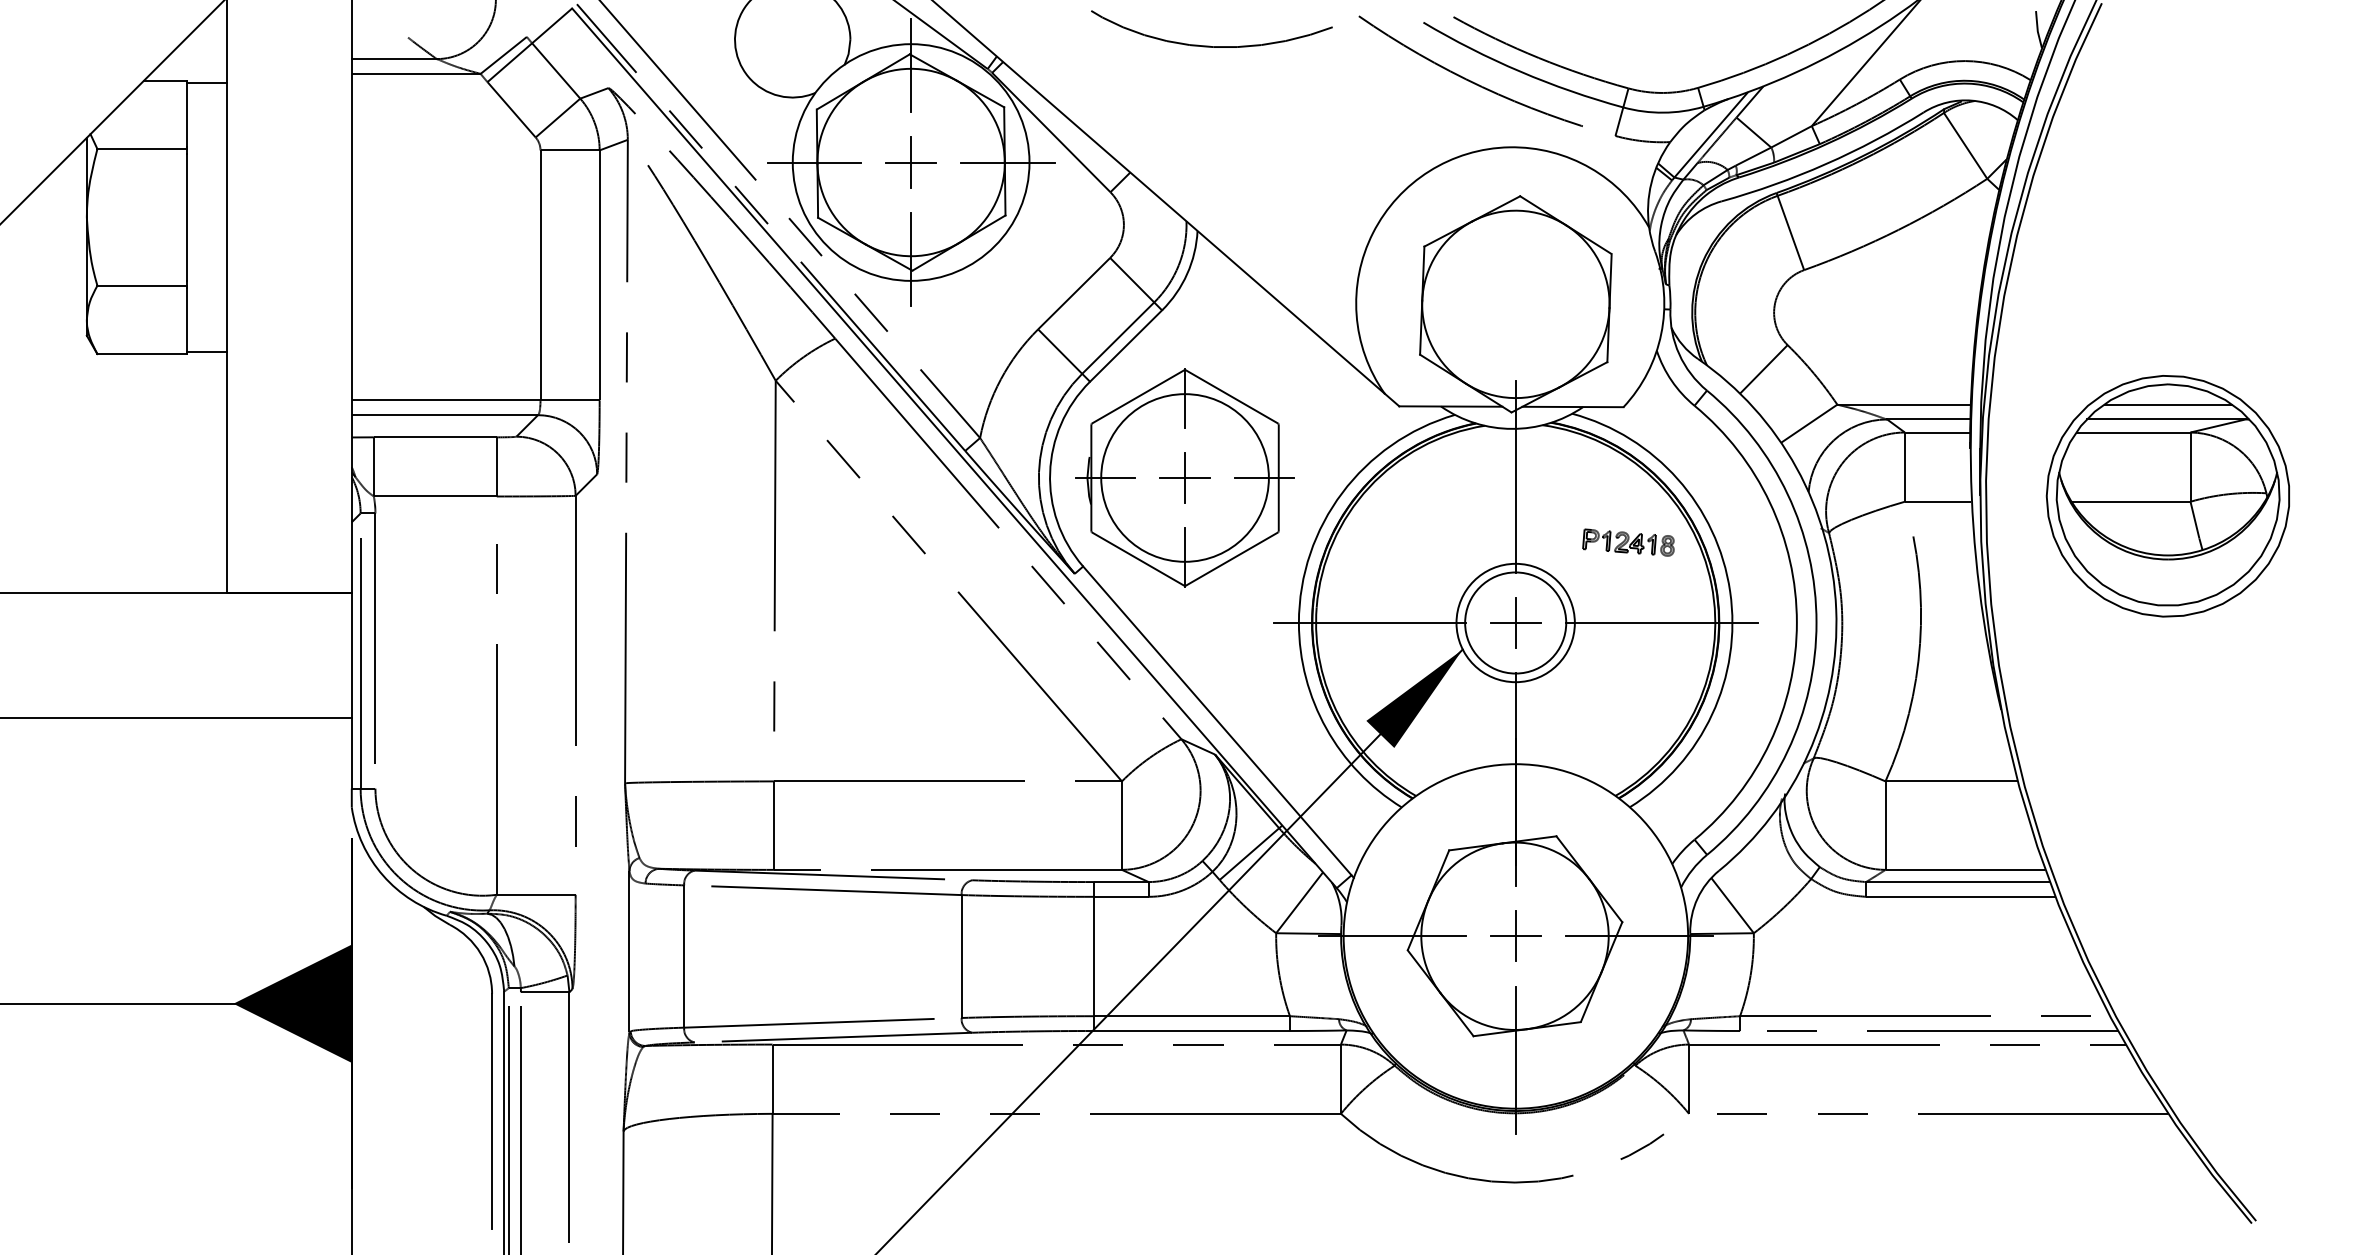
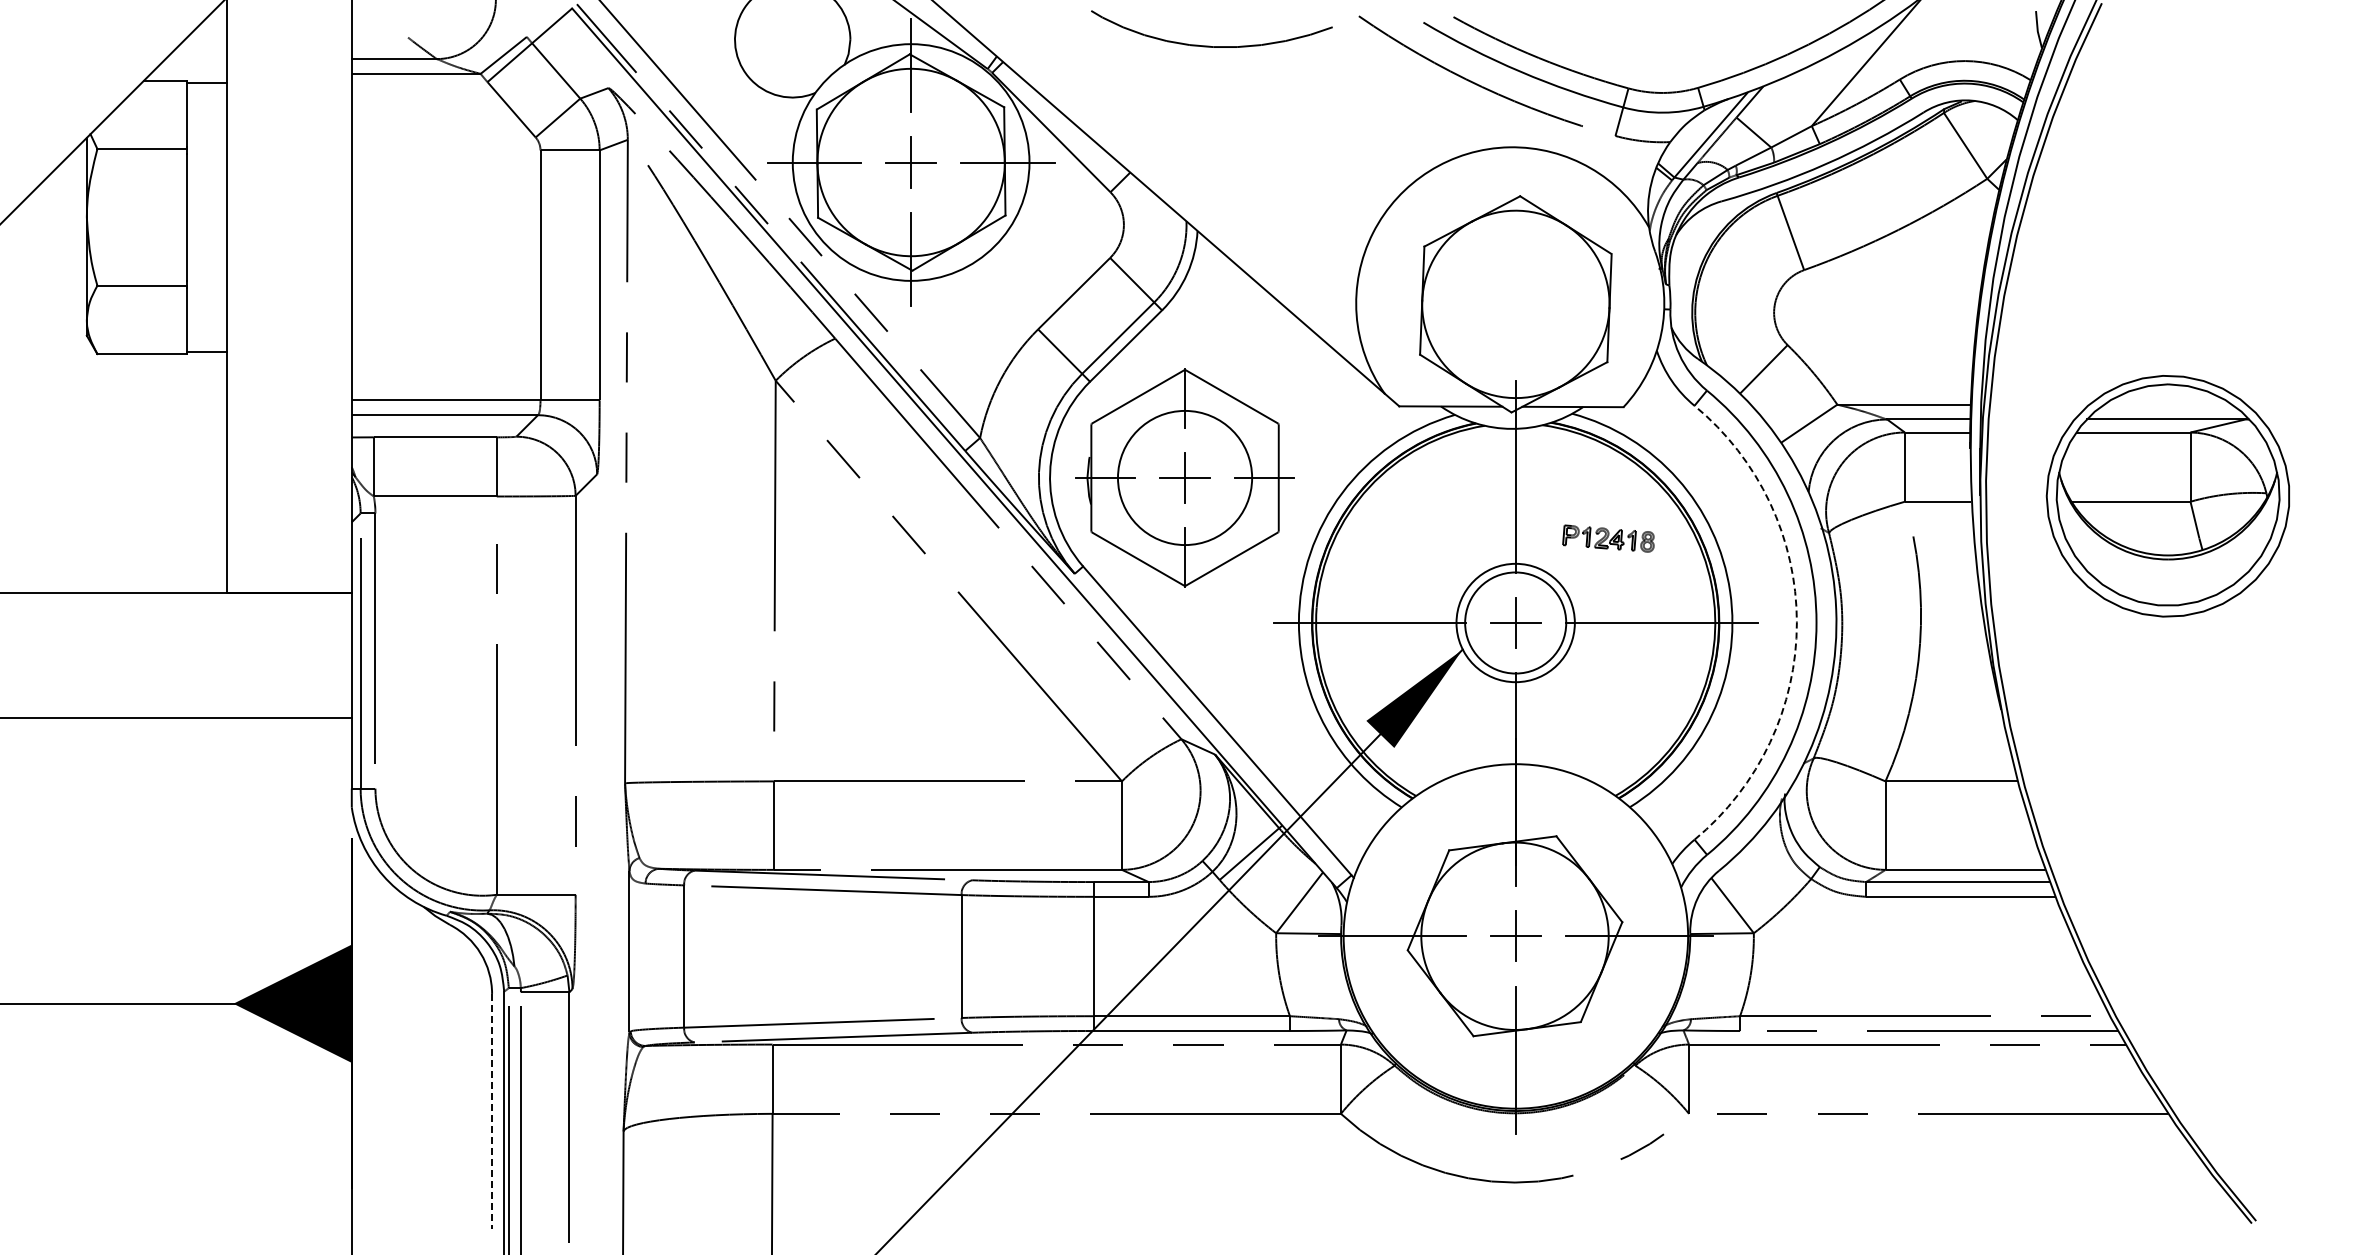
line: present -> none (2167, 404)
circle diameter: 168 px -> 134 px (1185, 477)
part position: (1628, 542) -> (1608, 538) (1608, 538)
arc: solid -> dashed (1796, 622)
line: solid -> dashed (492, 1111)
